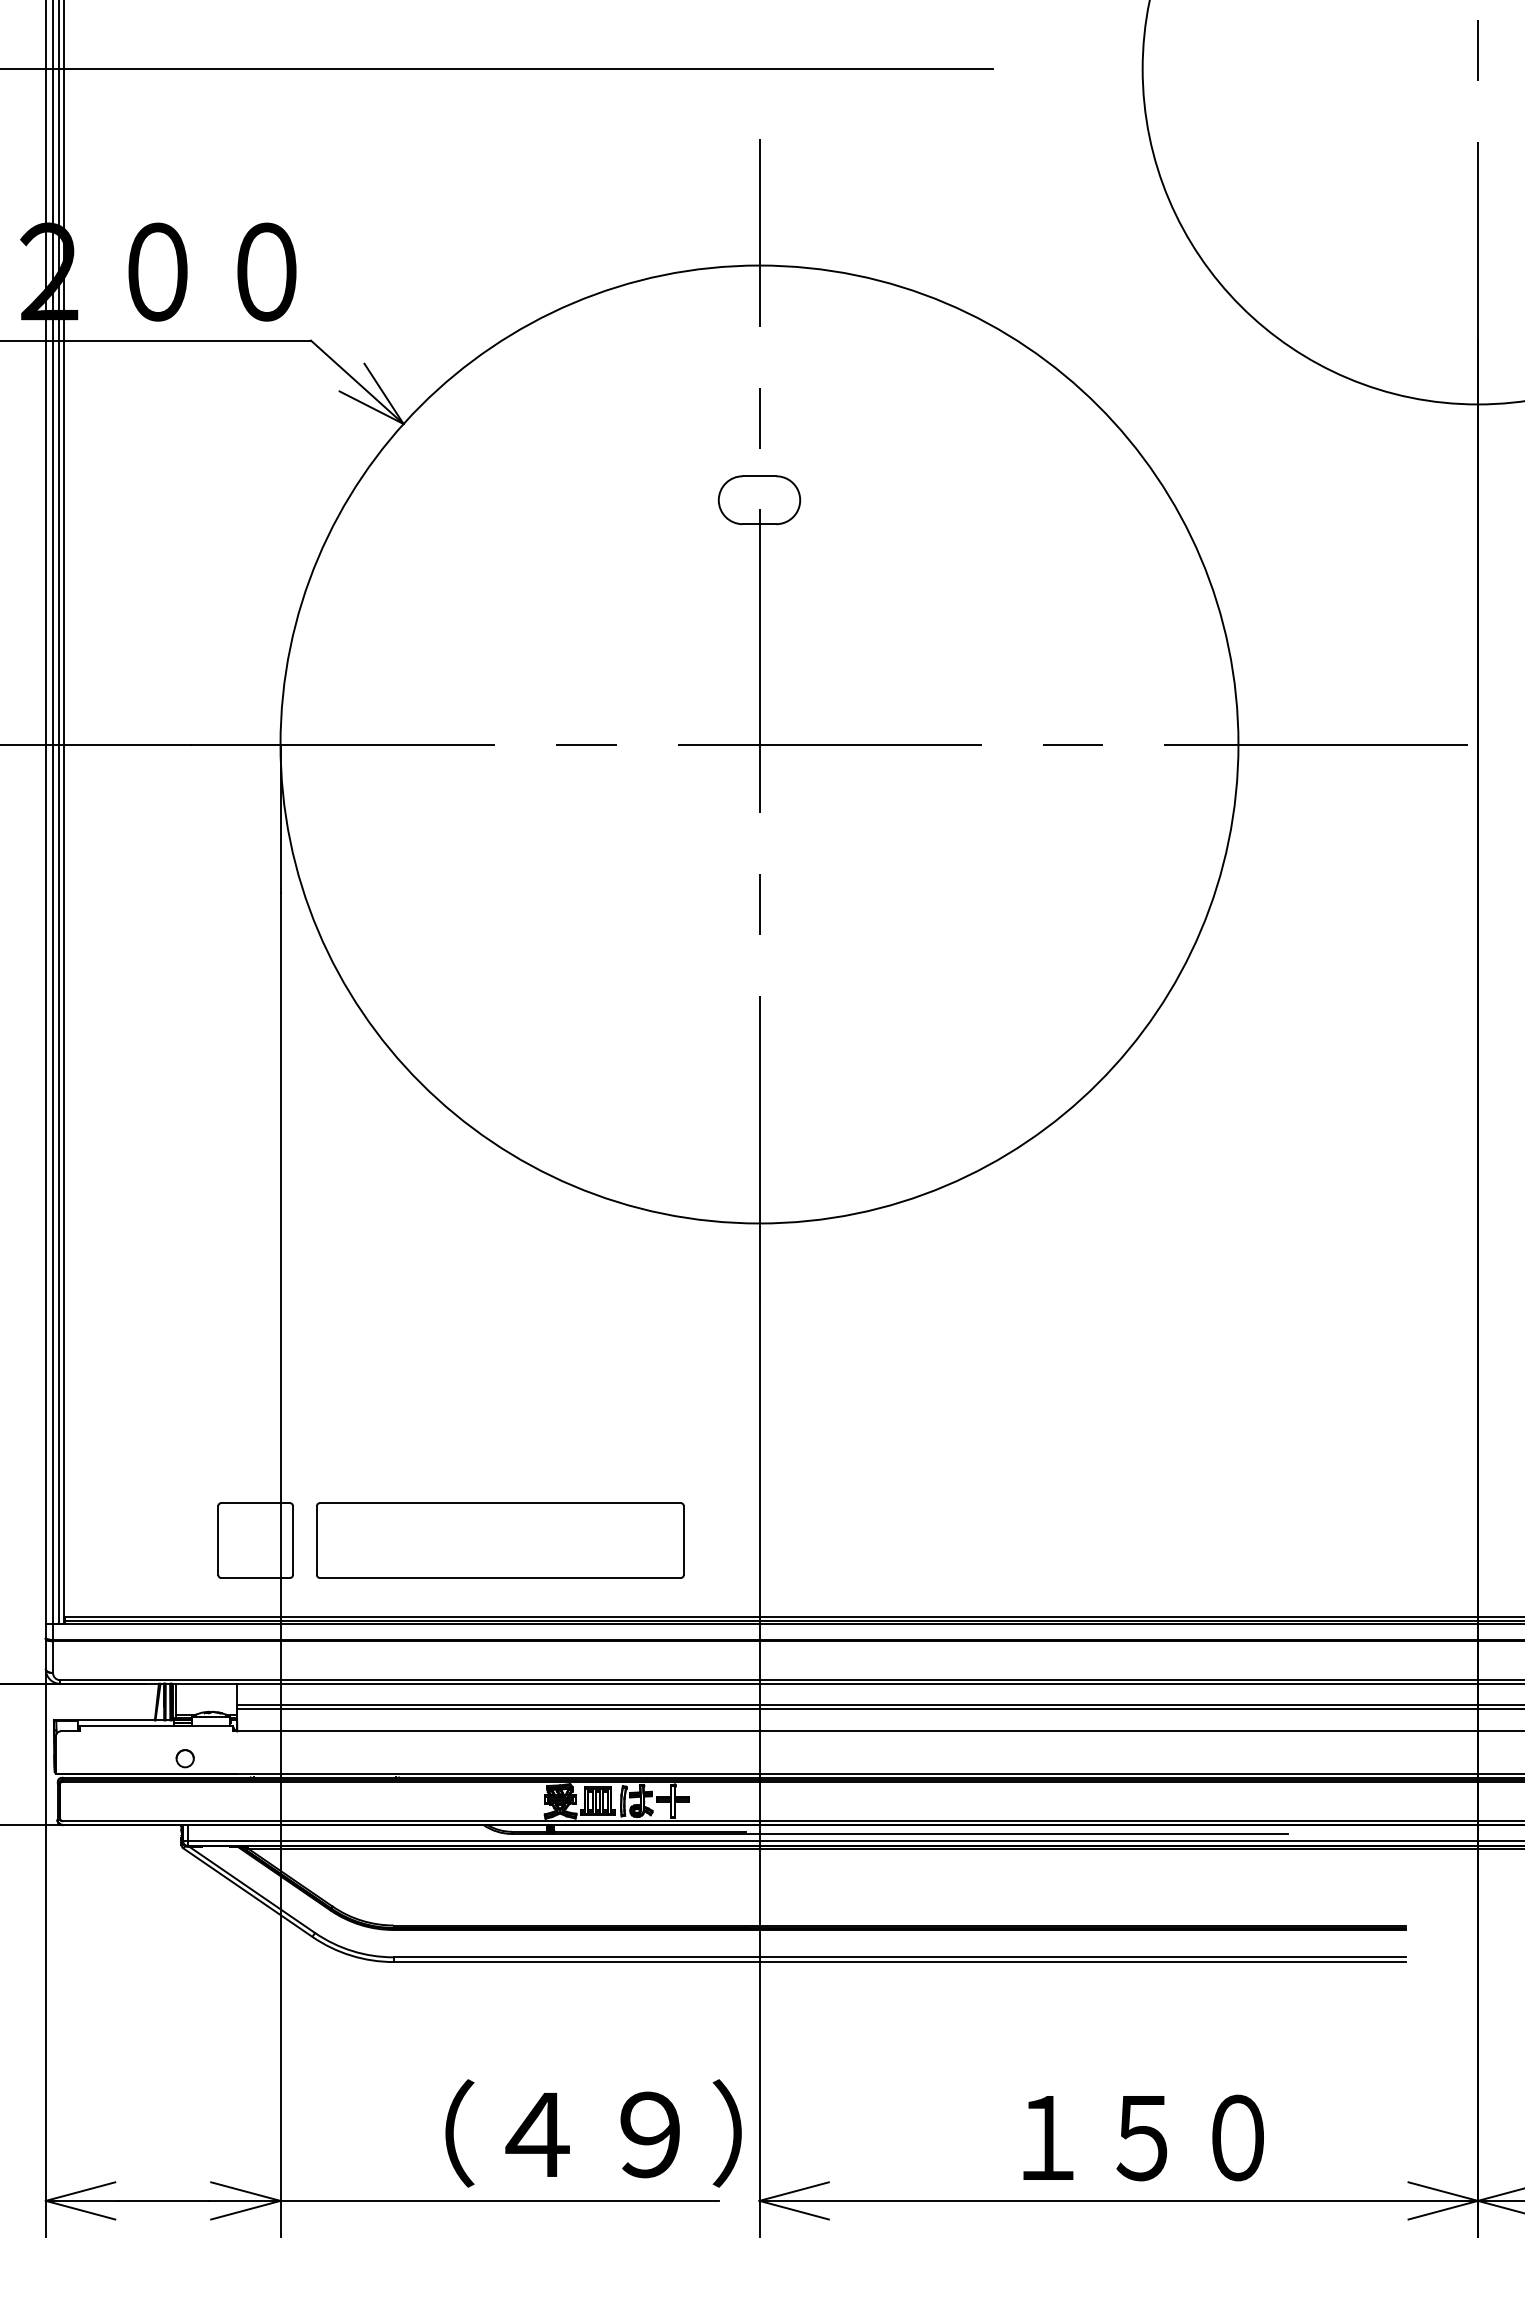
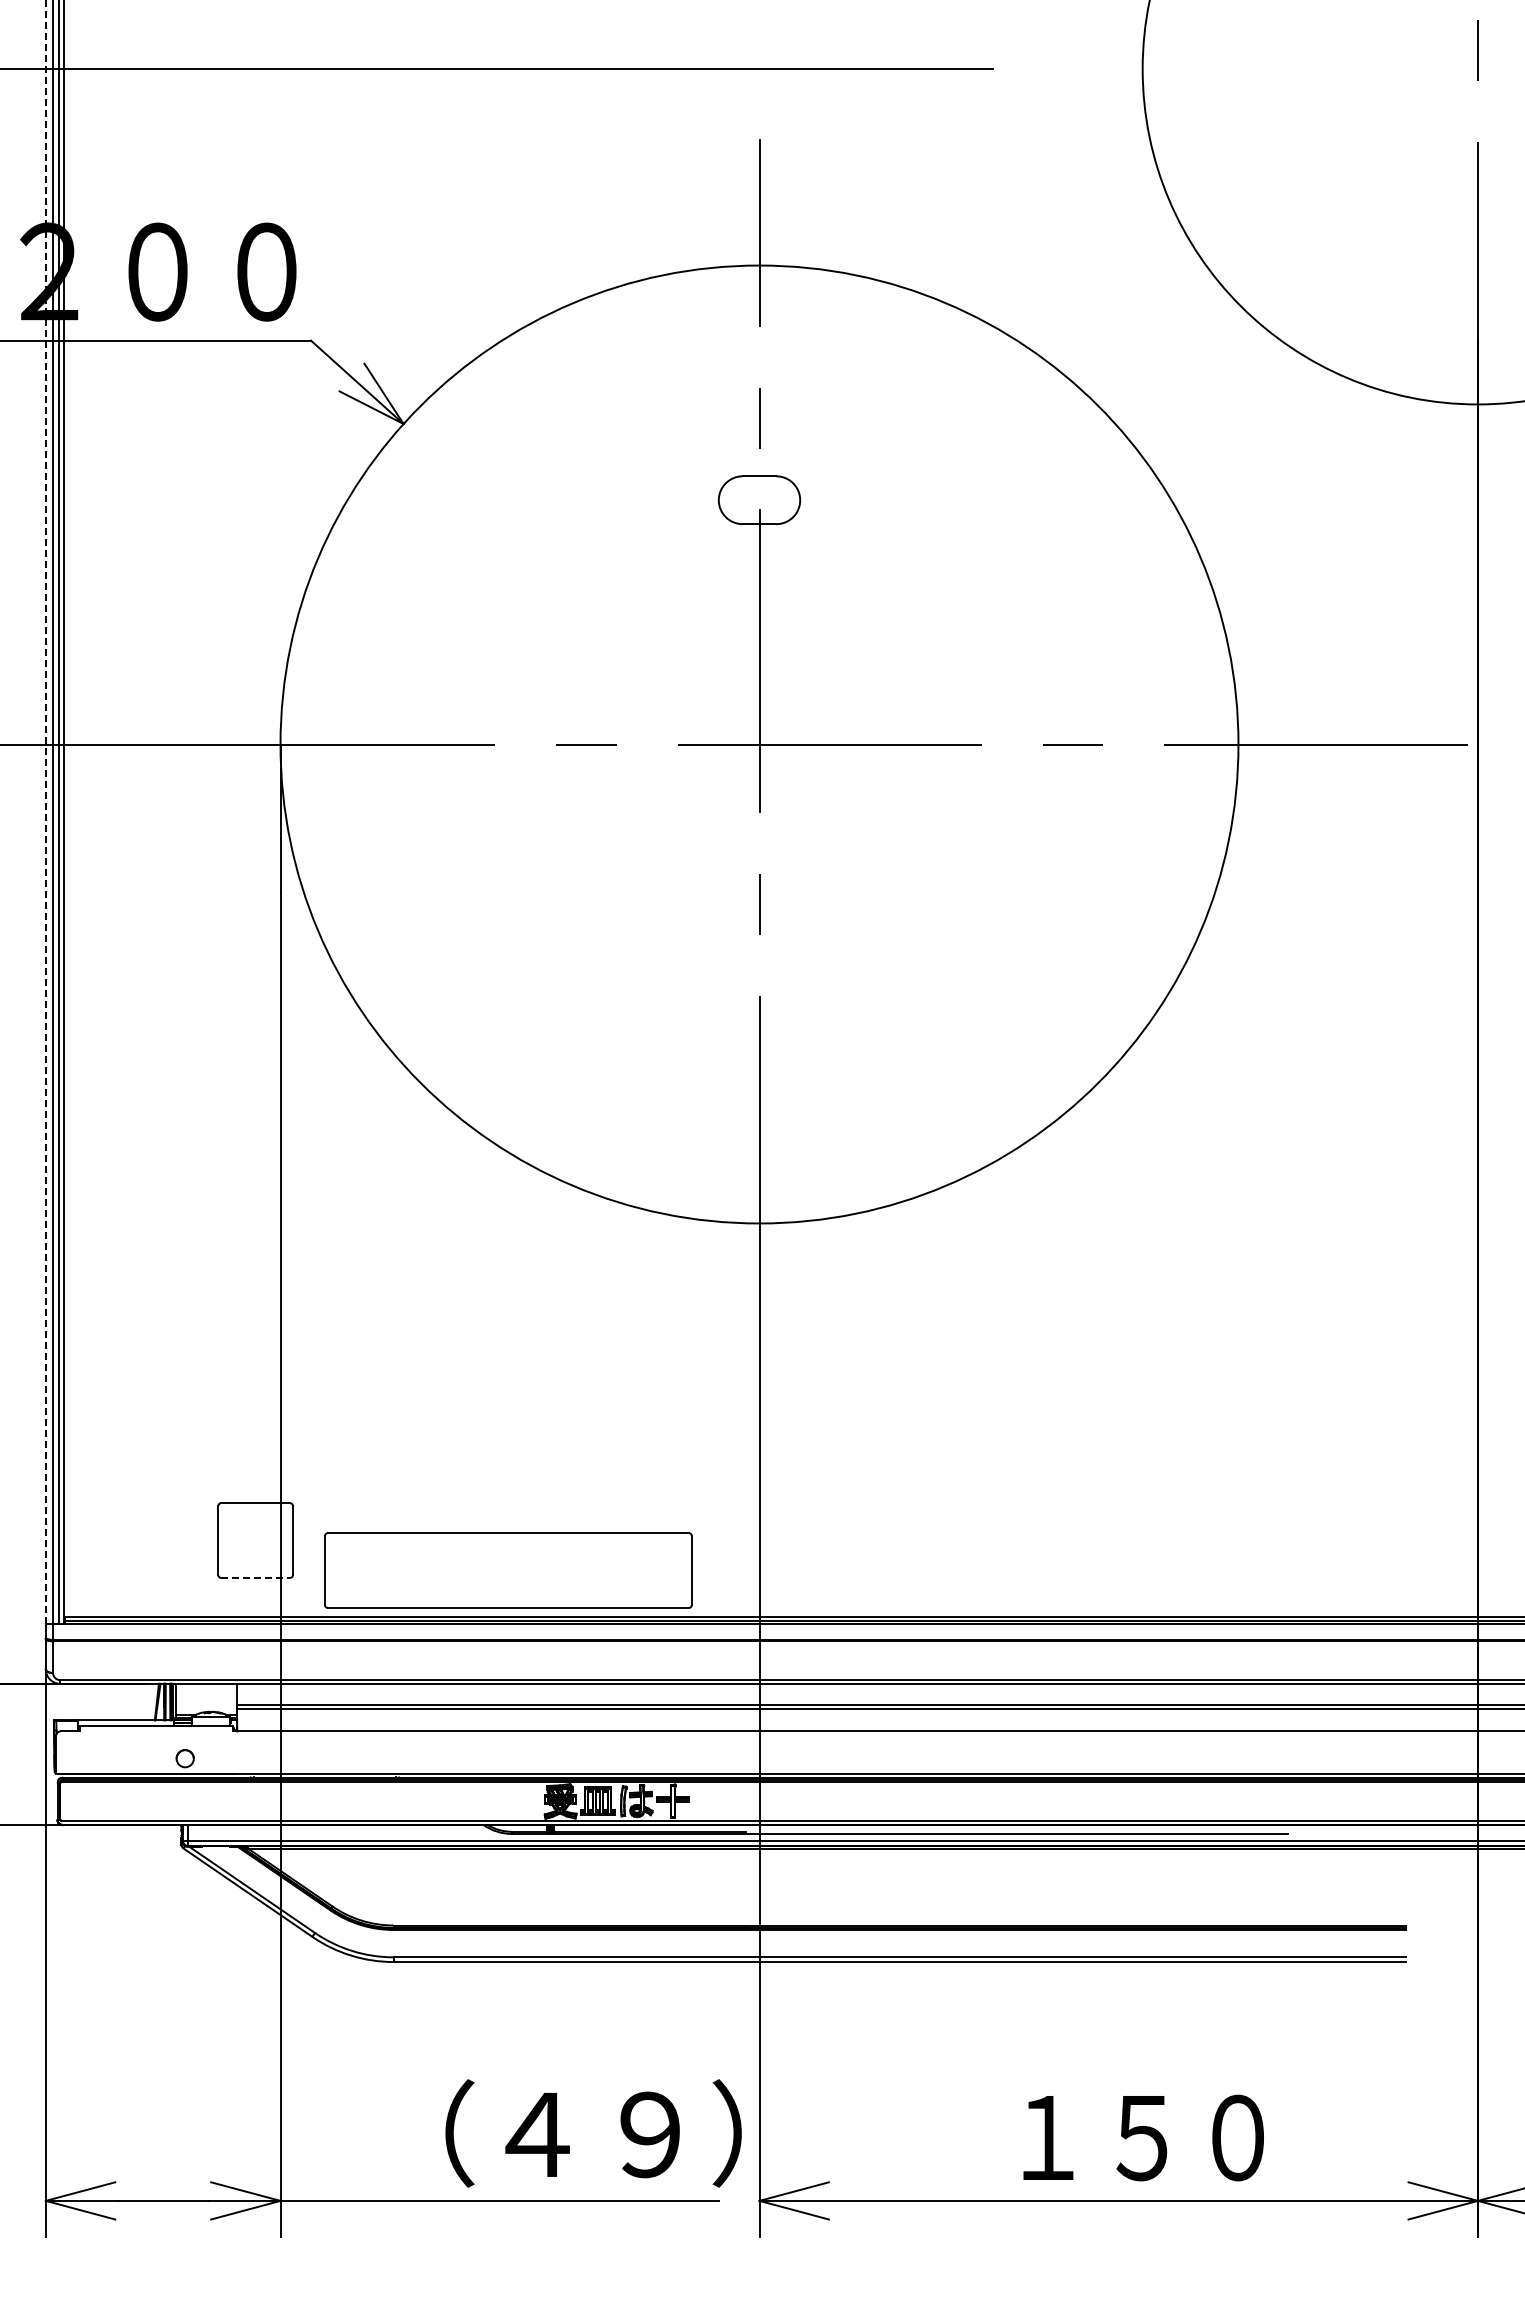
line: solid -> dashed (45, 812)
part position: (500, 1540) -> (508, 1570) (508, 1570)
line: solid -> dashed (256, 1577)
